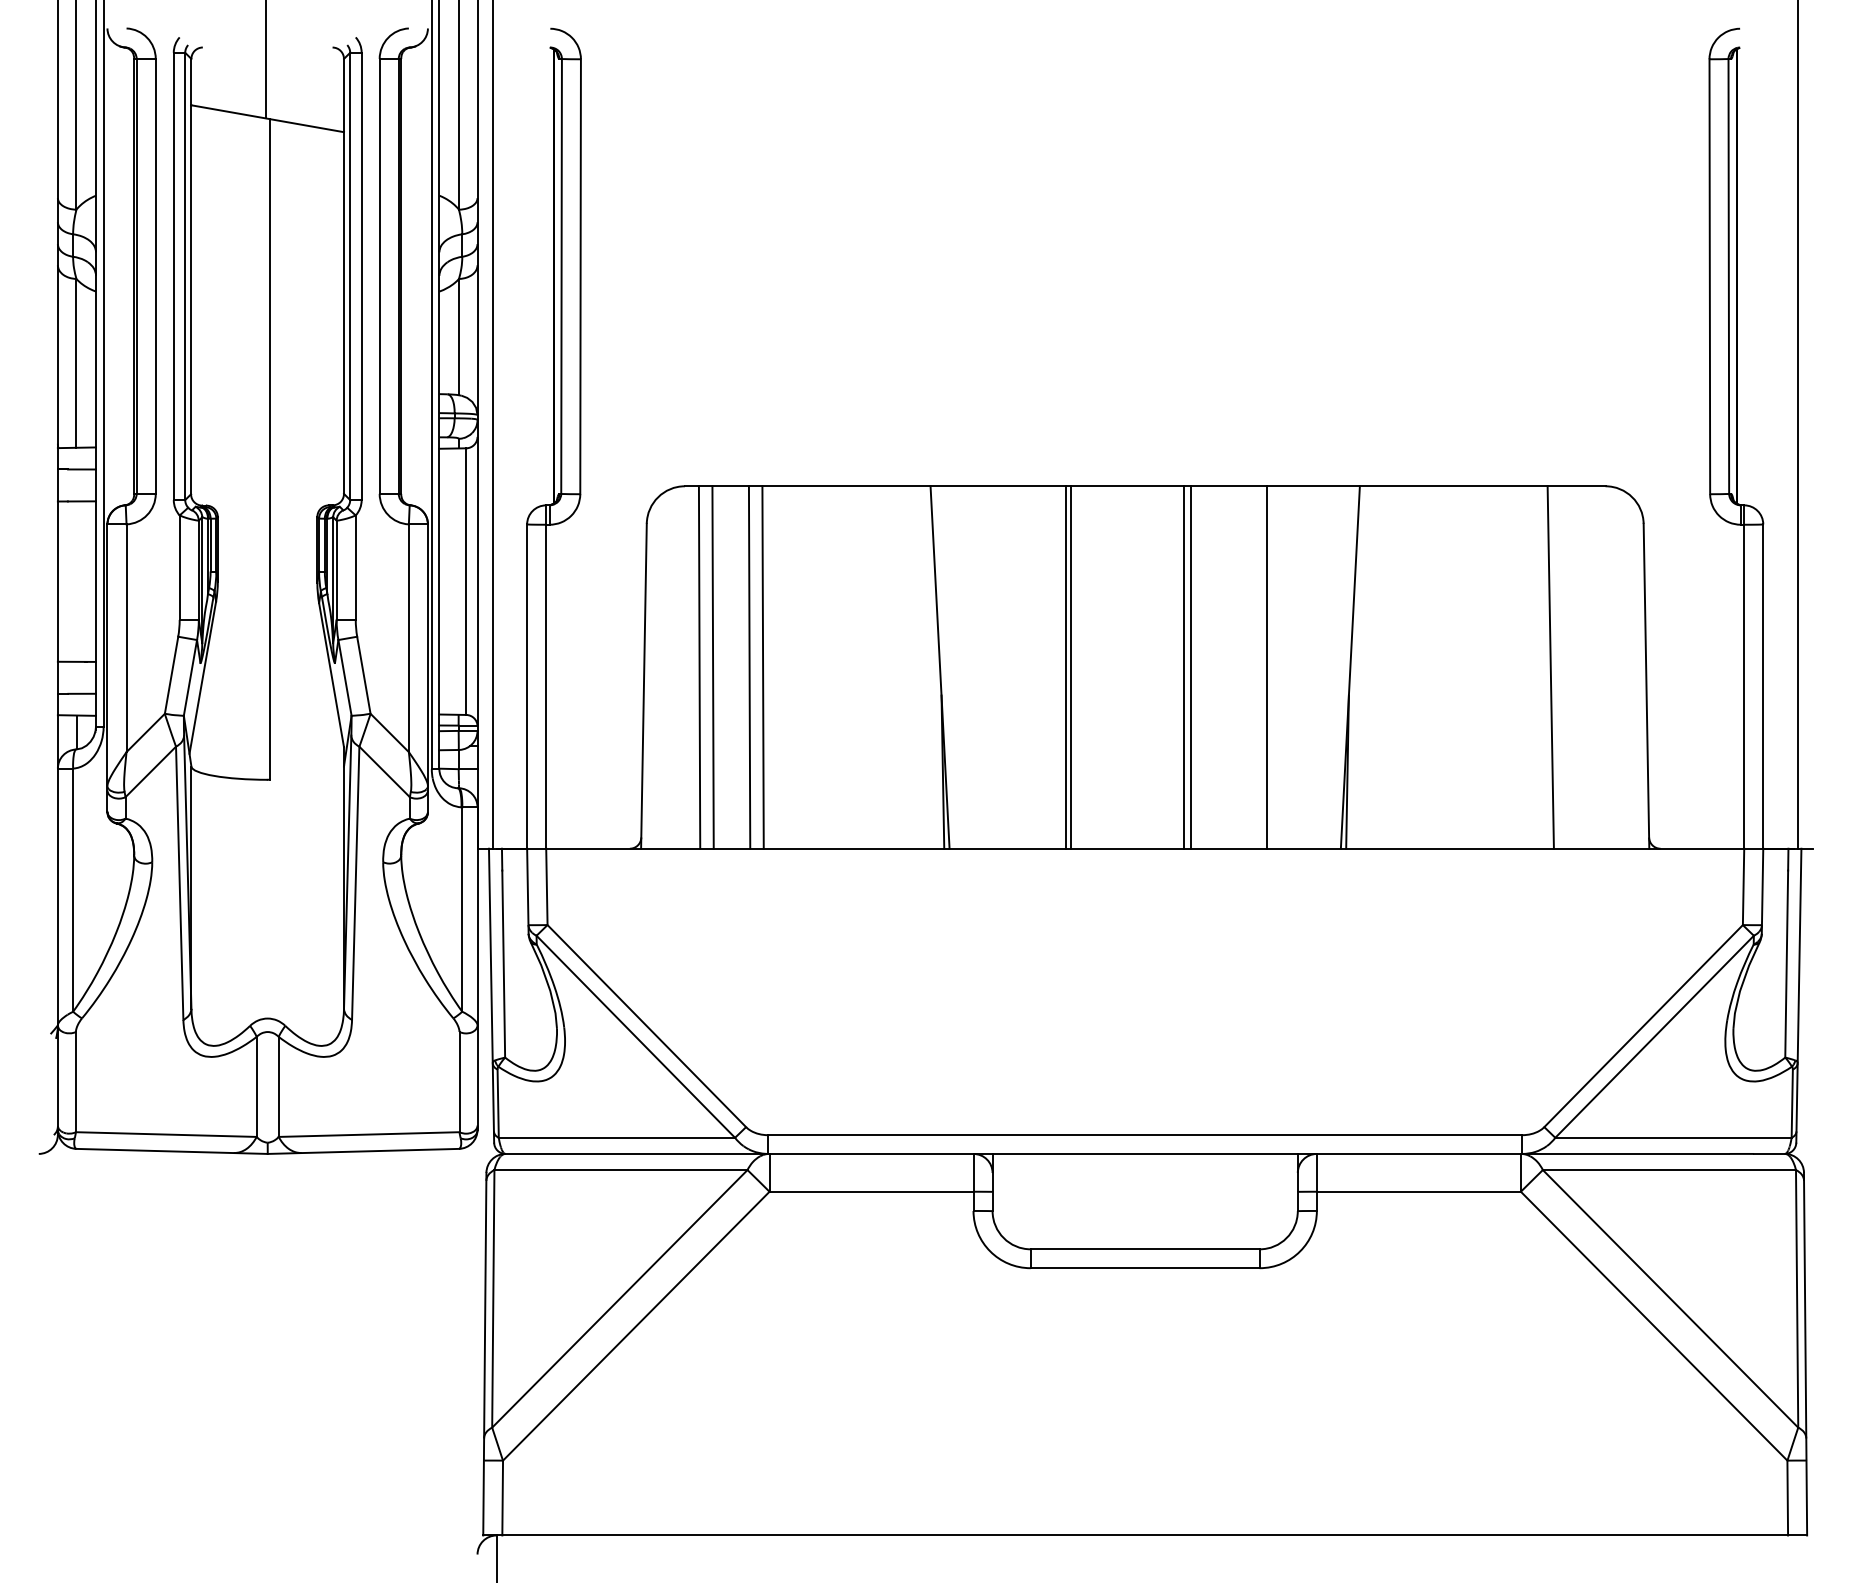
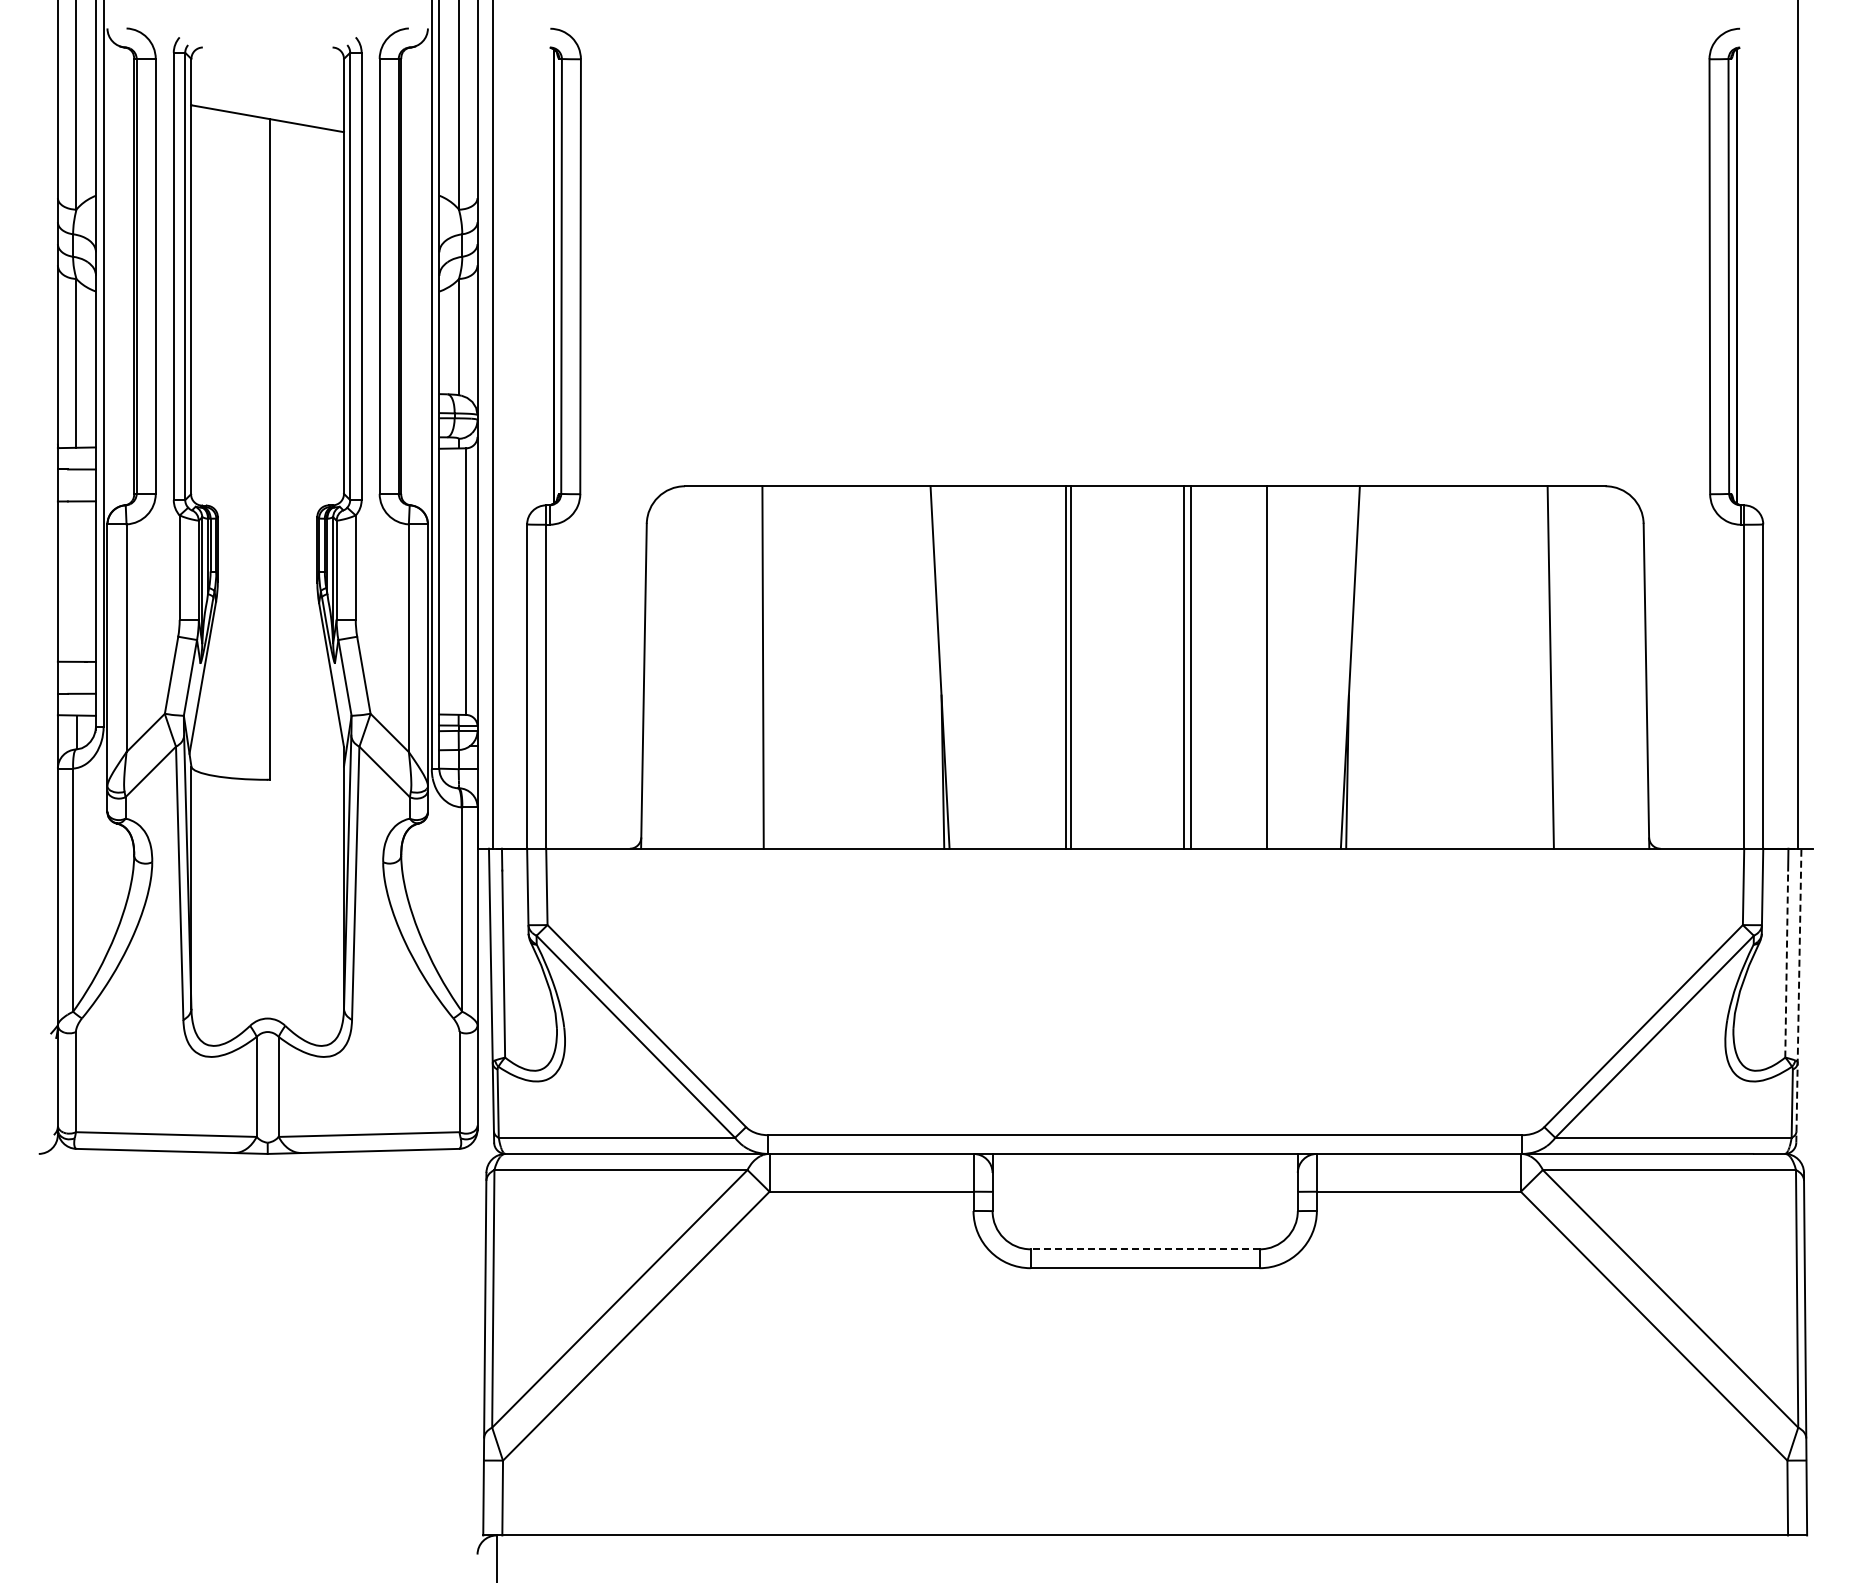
line: present -> none (265, 60)
line: present -> none (699, 667)
line: present -> none (712, 667)
line: present -> none (749, 667)
line: solid -> dashed (1786, 964)
line: solid -> dashed (1798, 995)
line: solid -> dashed (1144, 1249)
